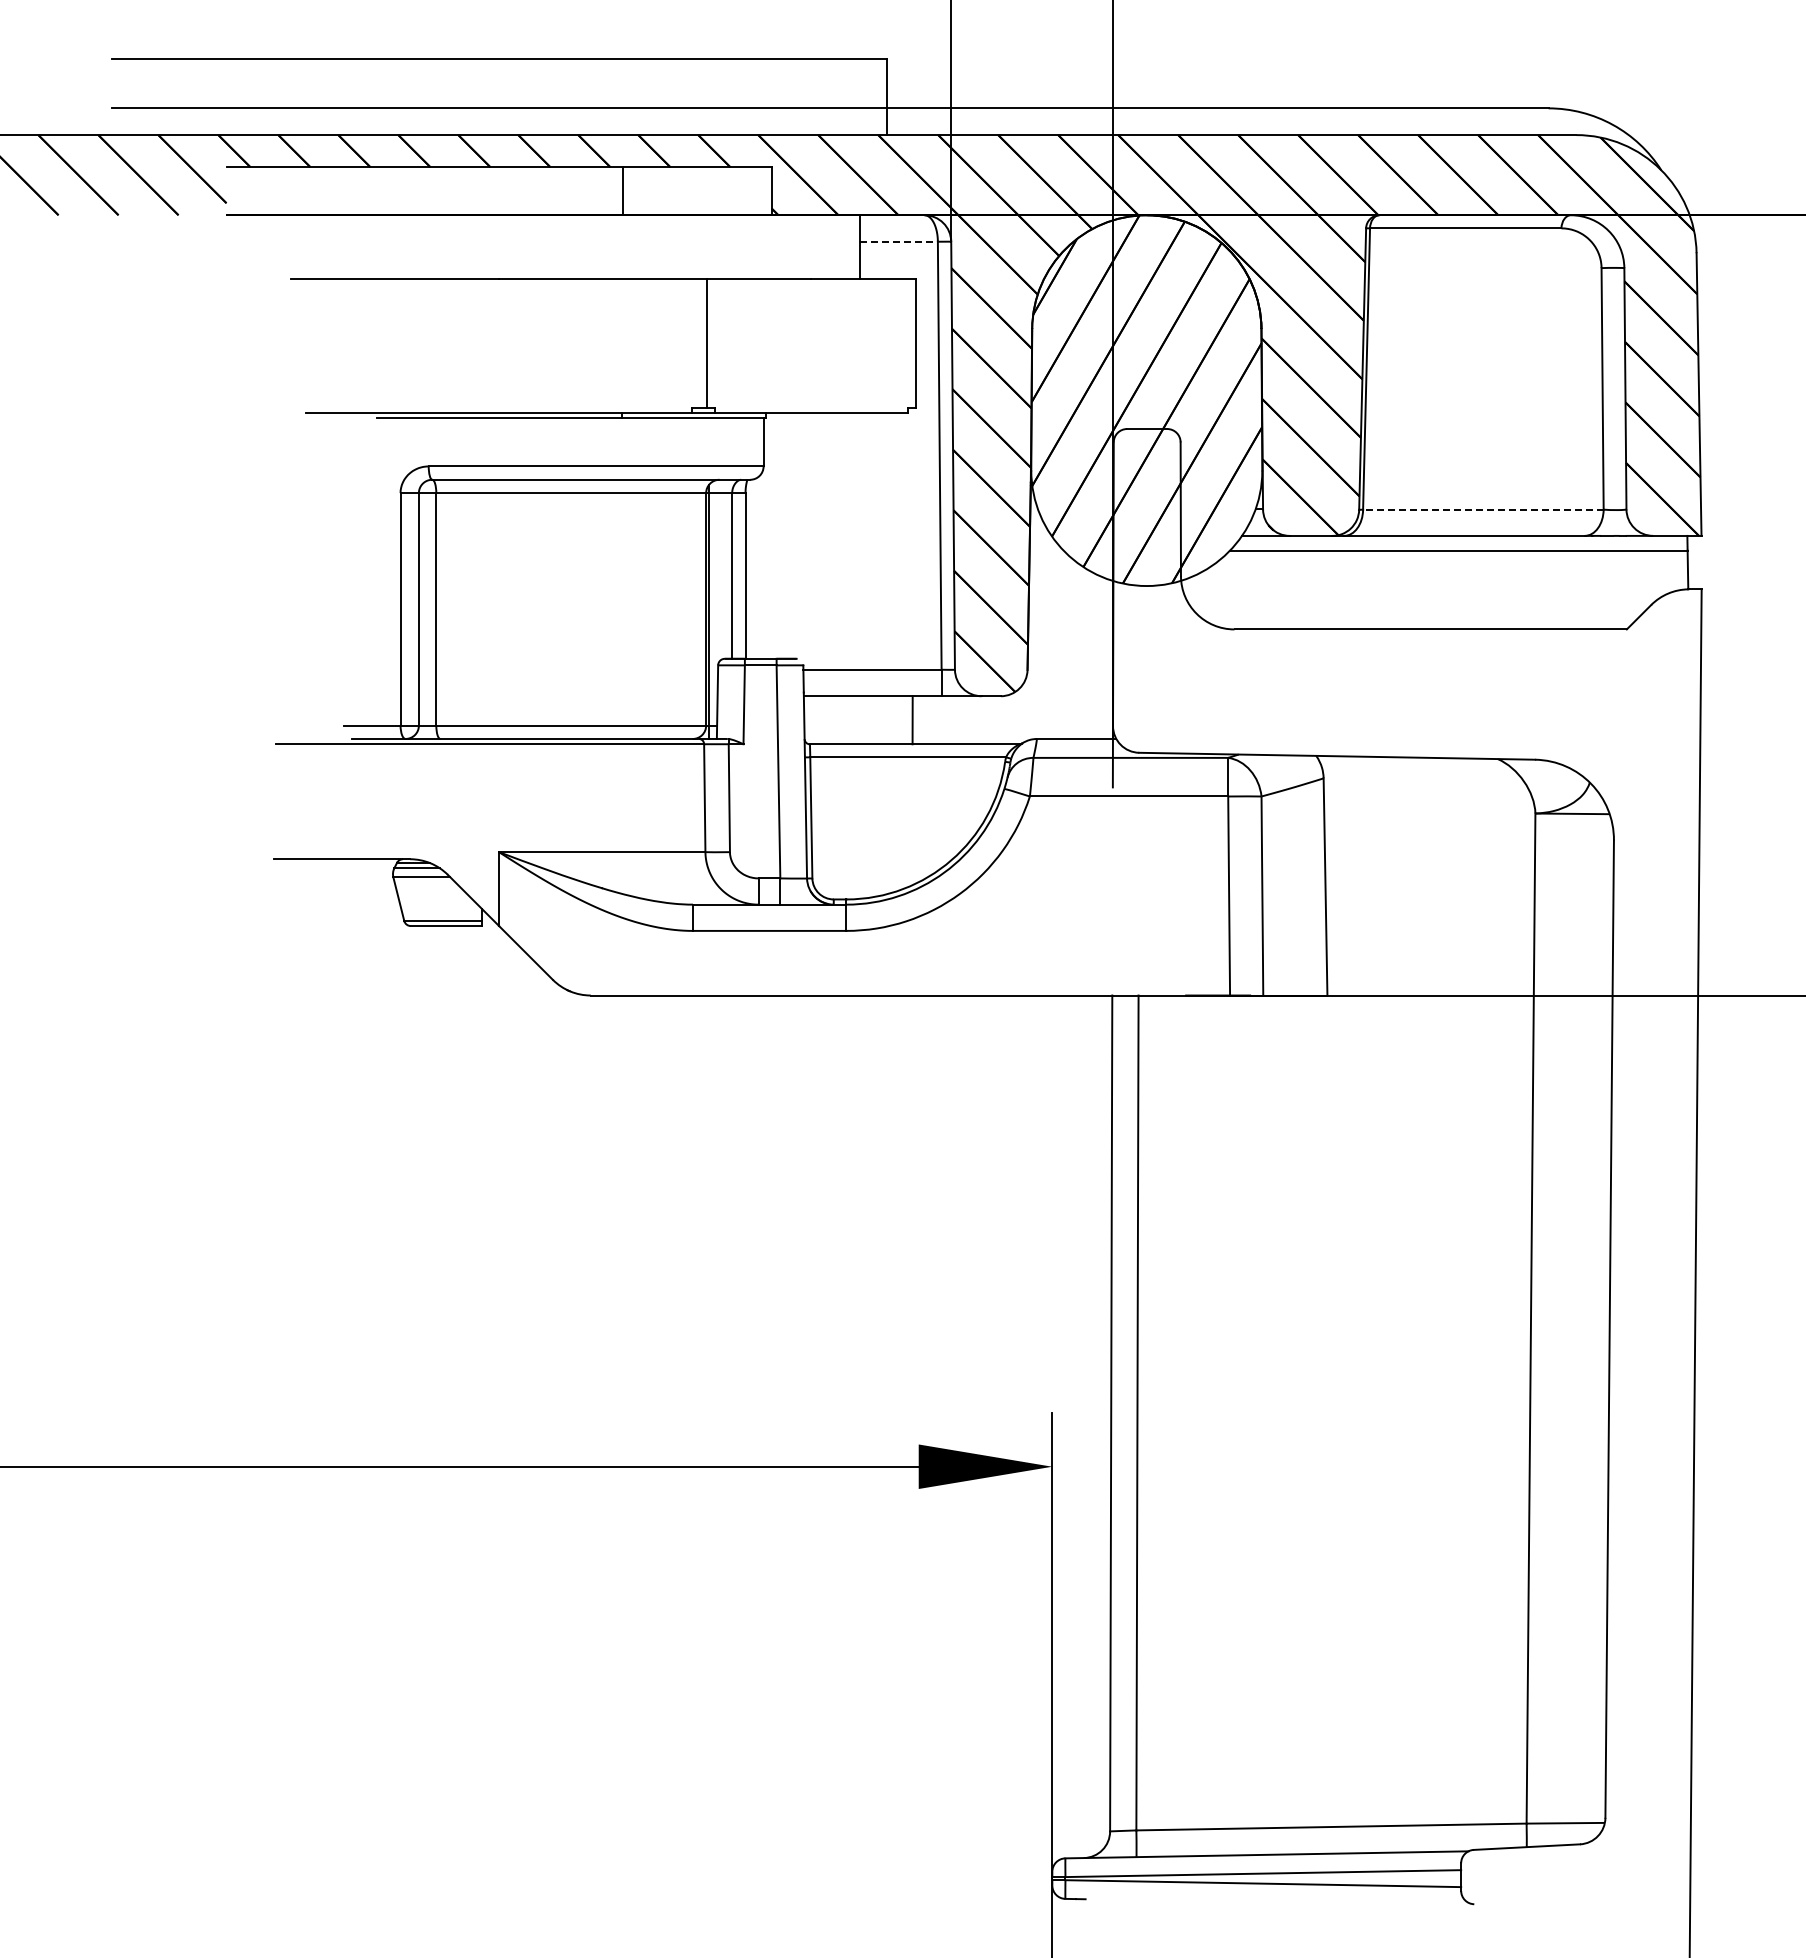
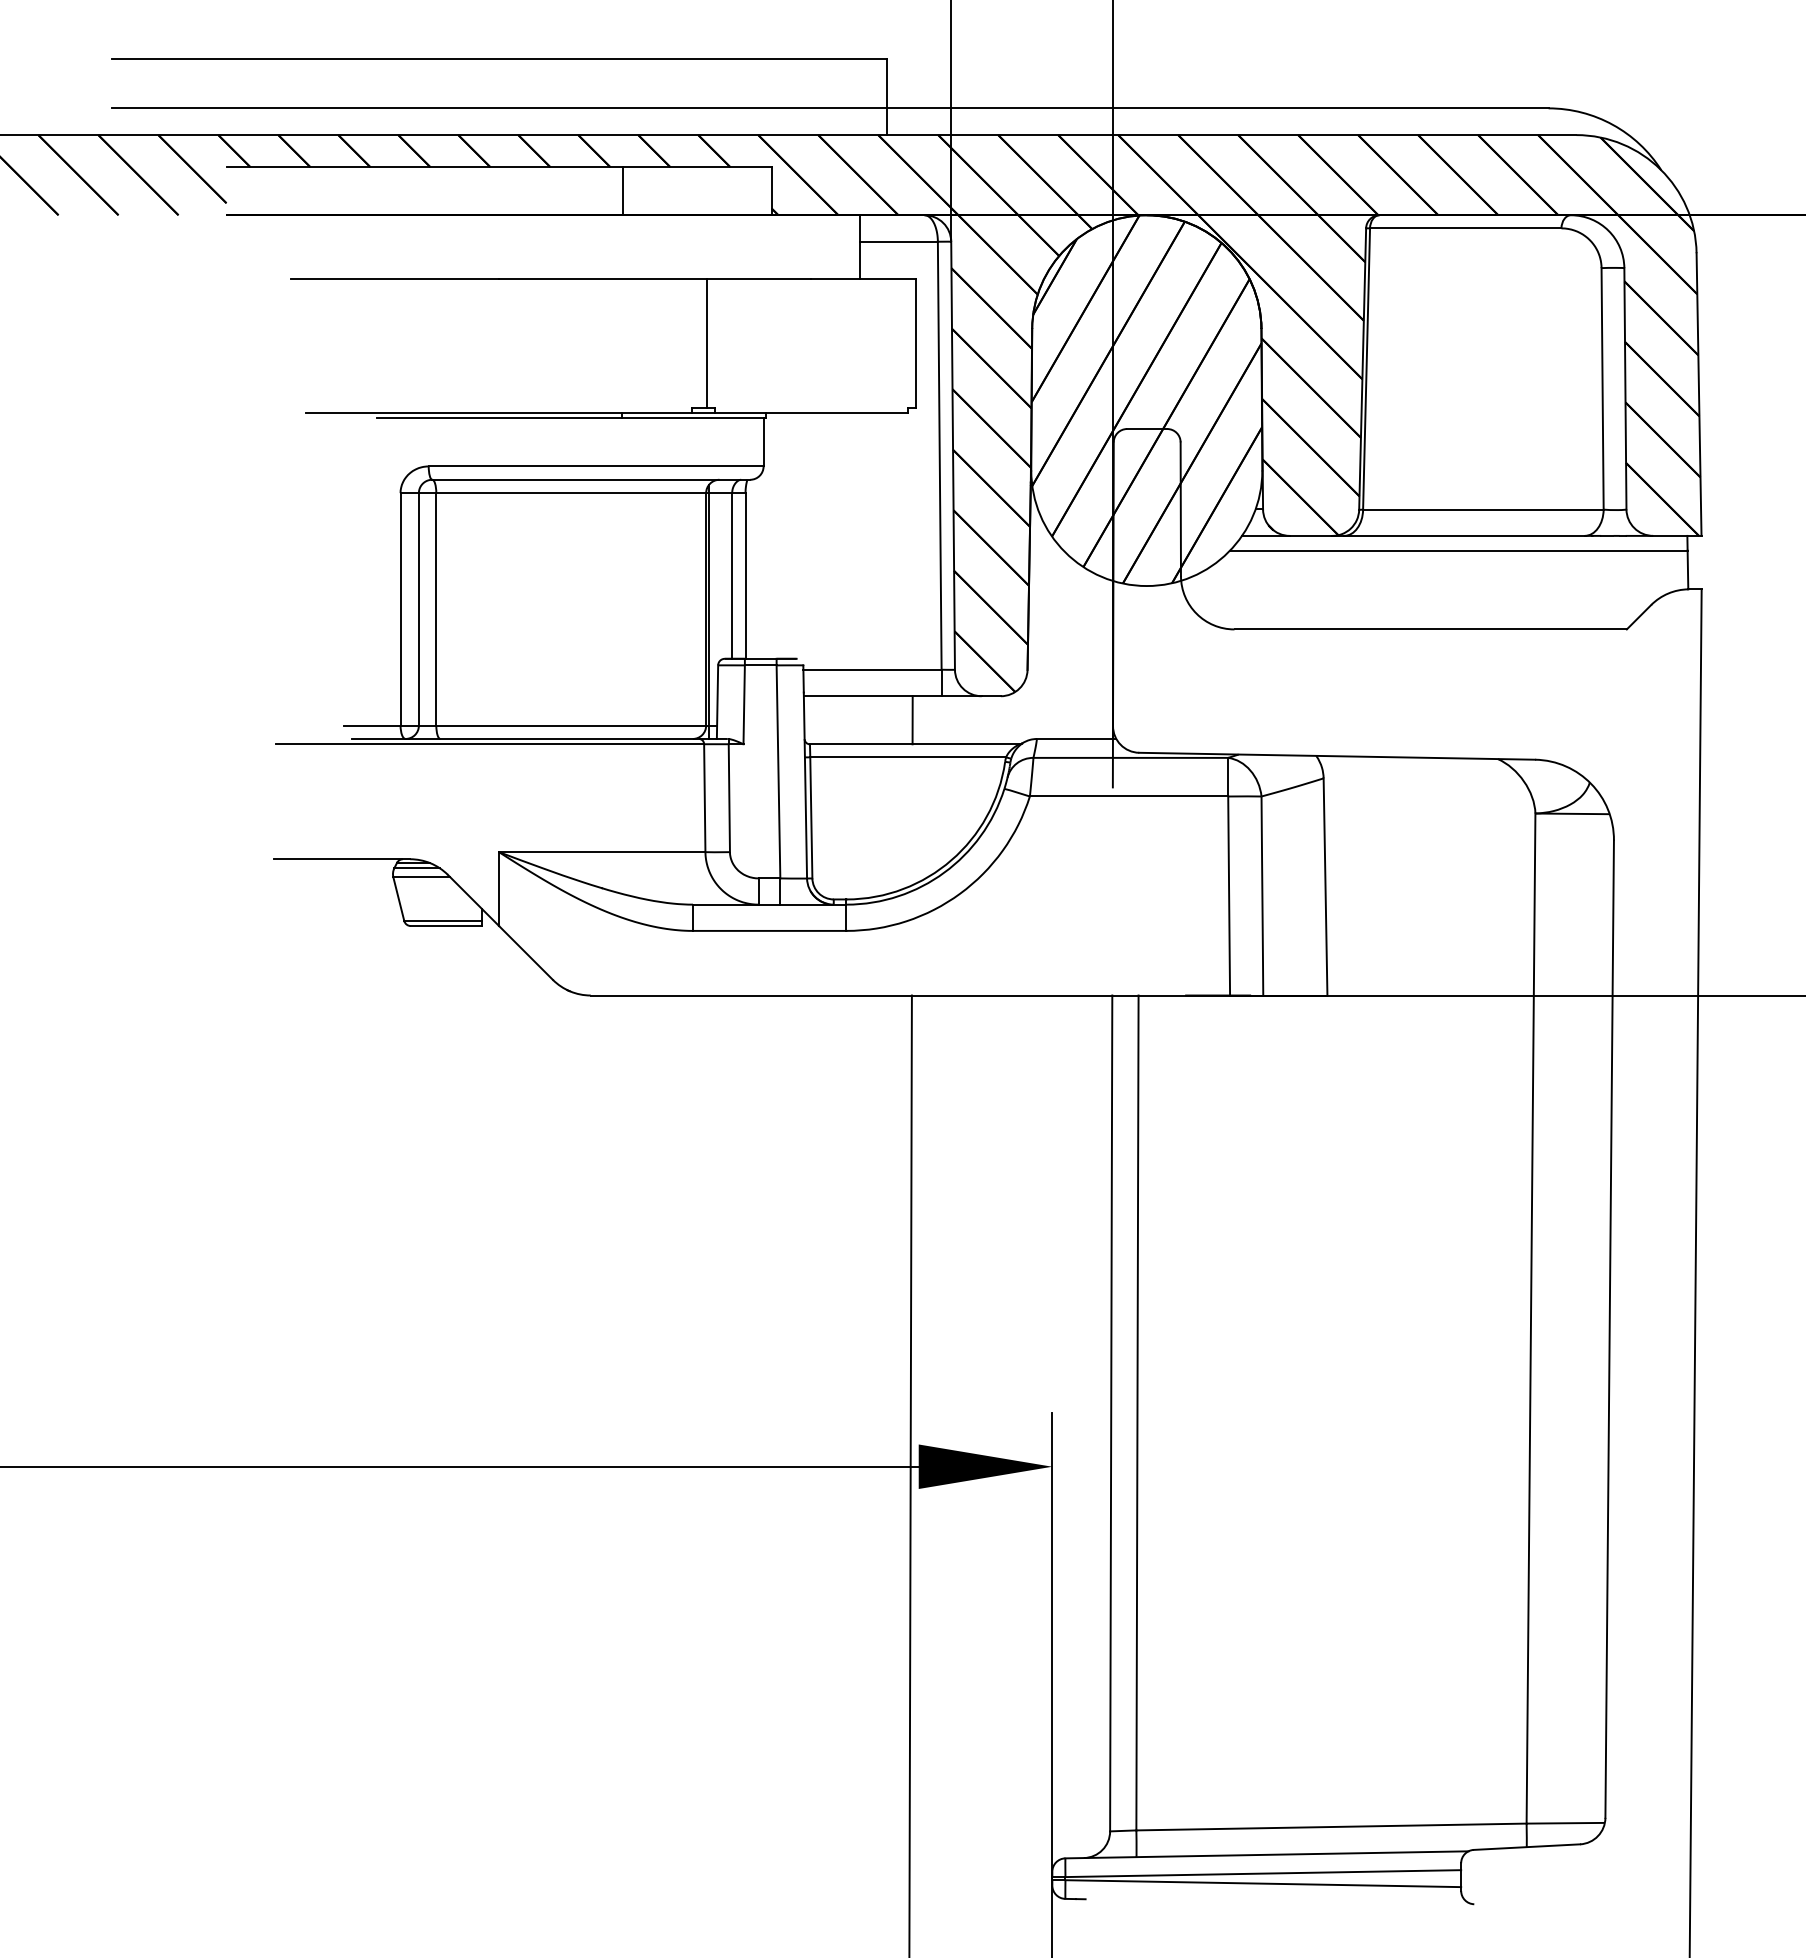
line: dashed -> solid (899, 241)
line: dashed -> solid (1482, 509)
line: none -> present (910, 1474)
